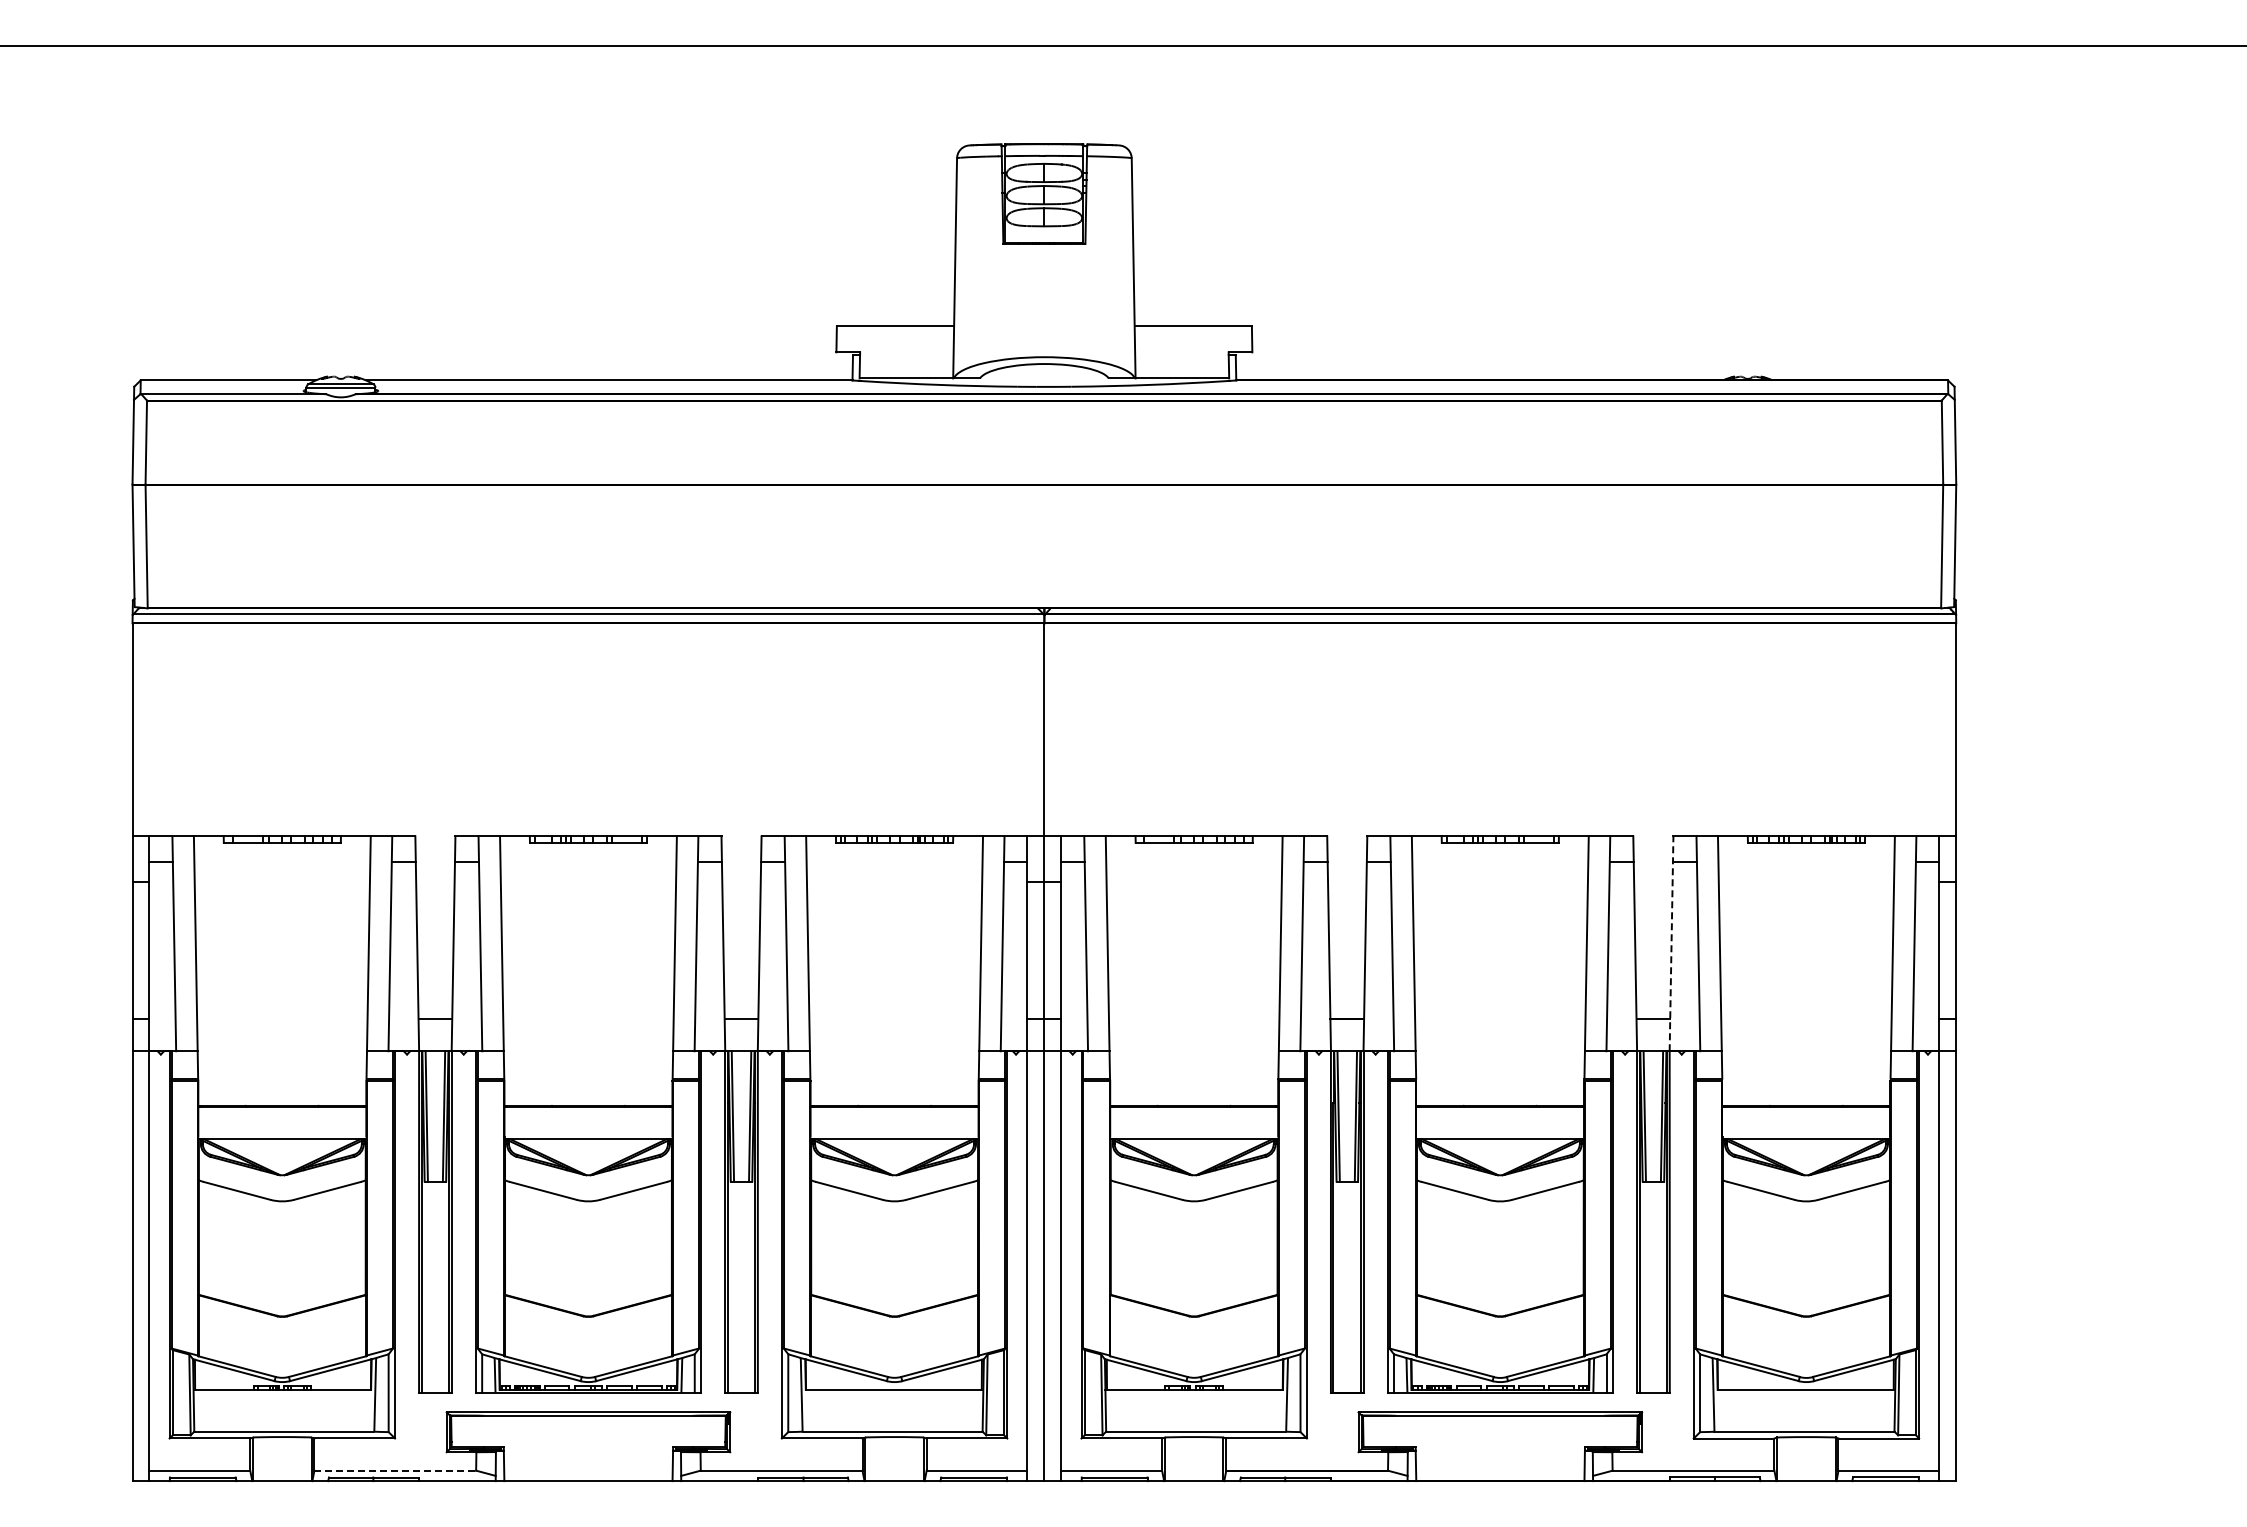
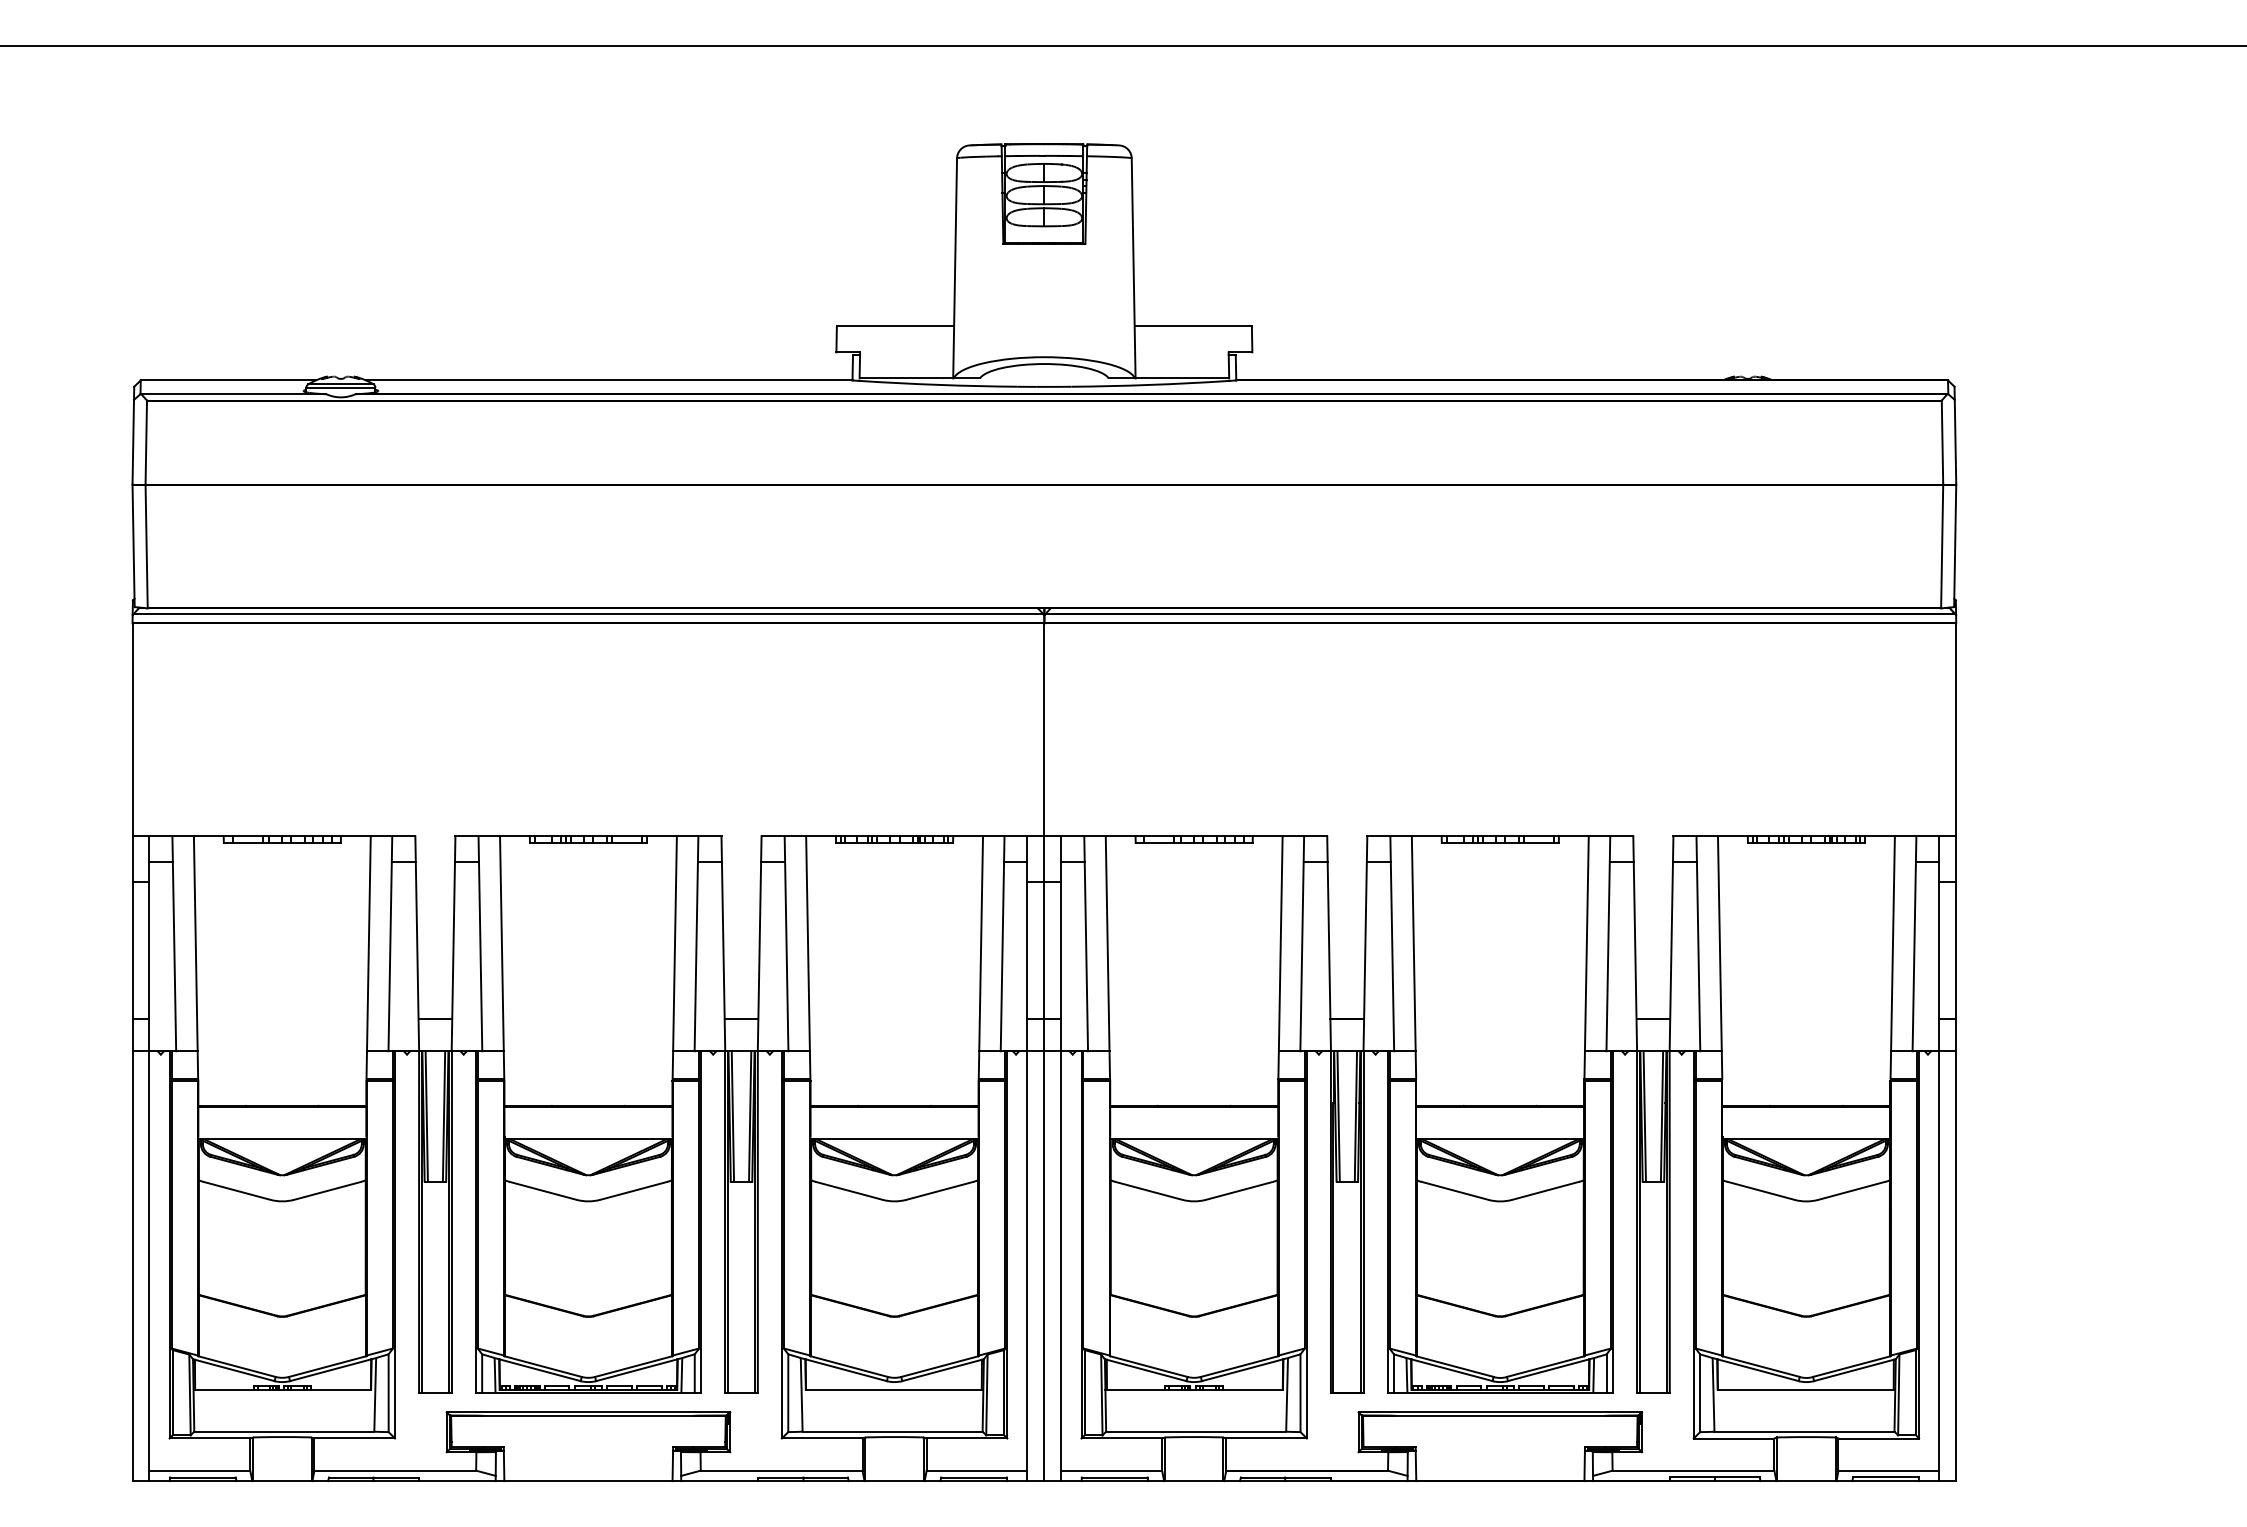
line: dashed -> solid (1671, 943)
line: dashed -> solid (395, 1470)
